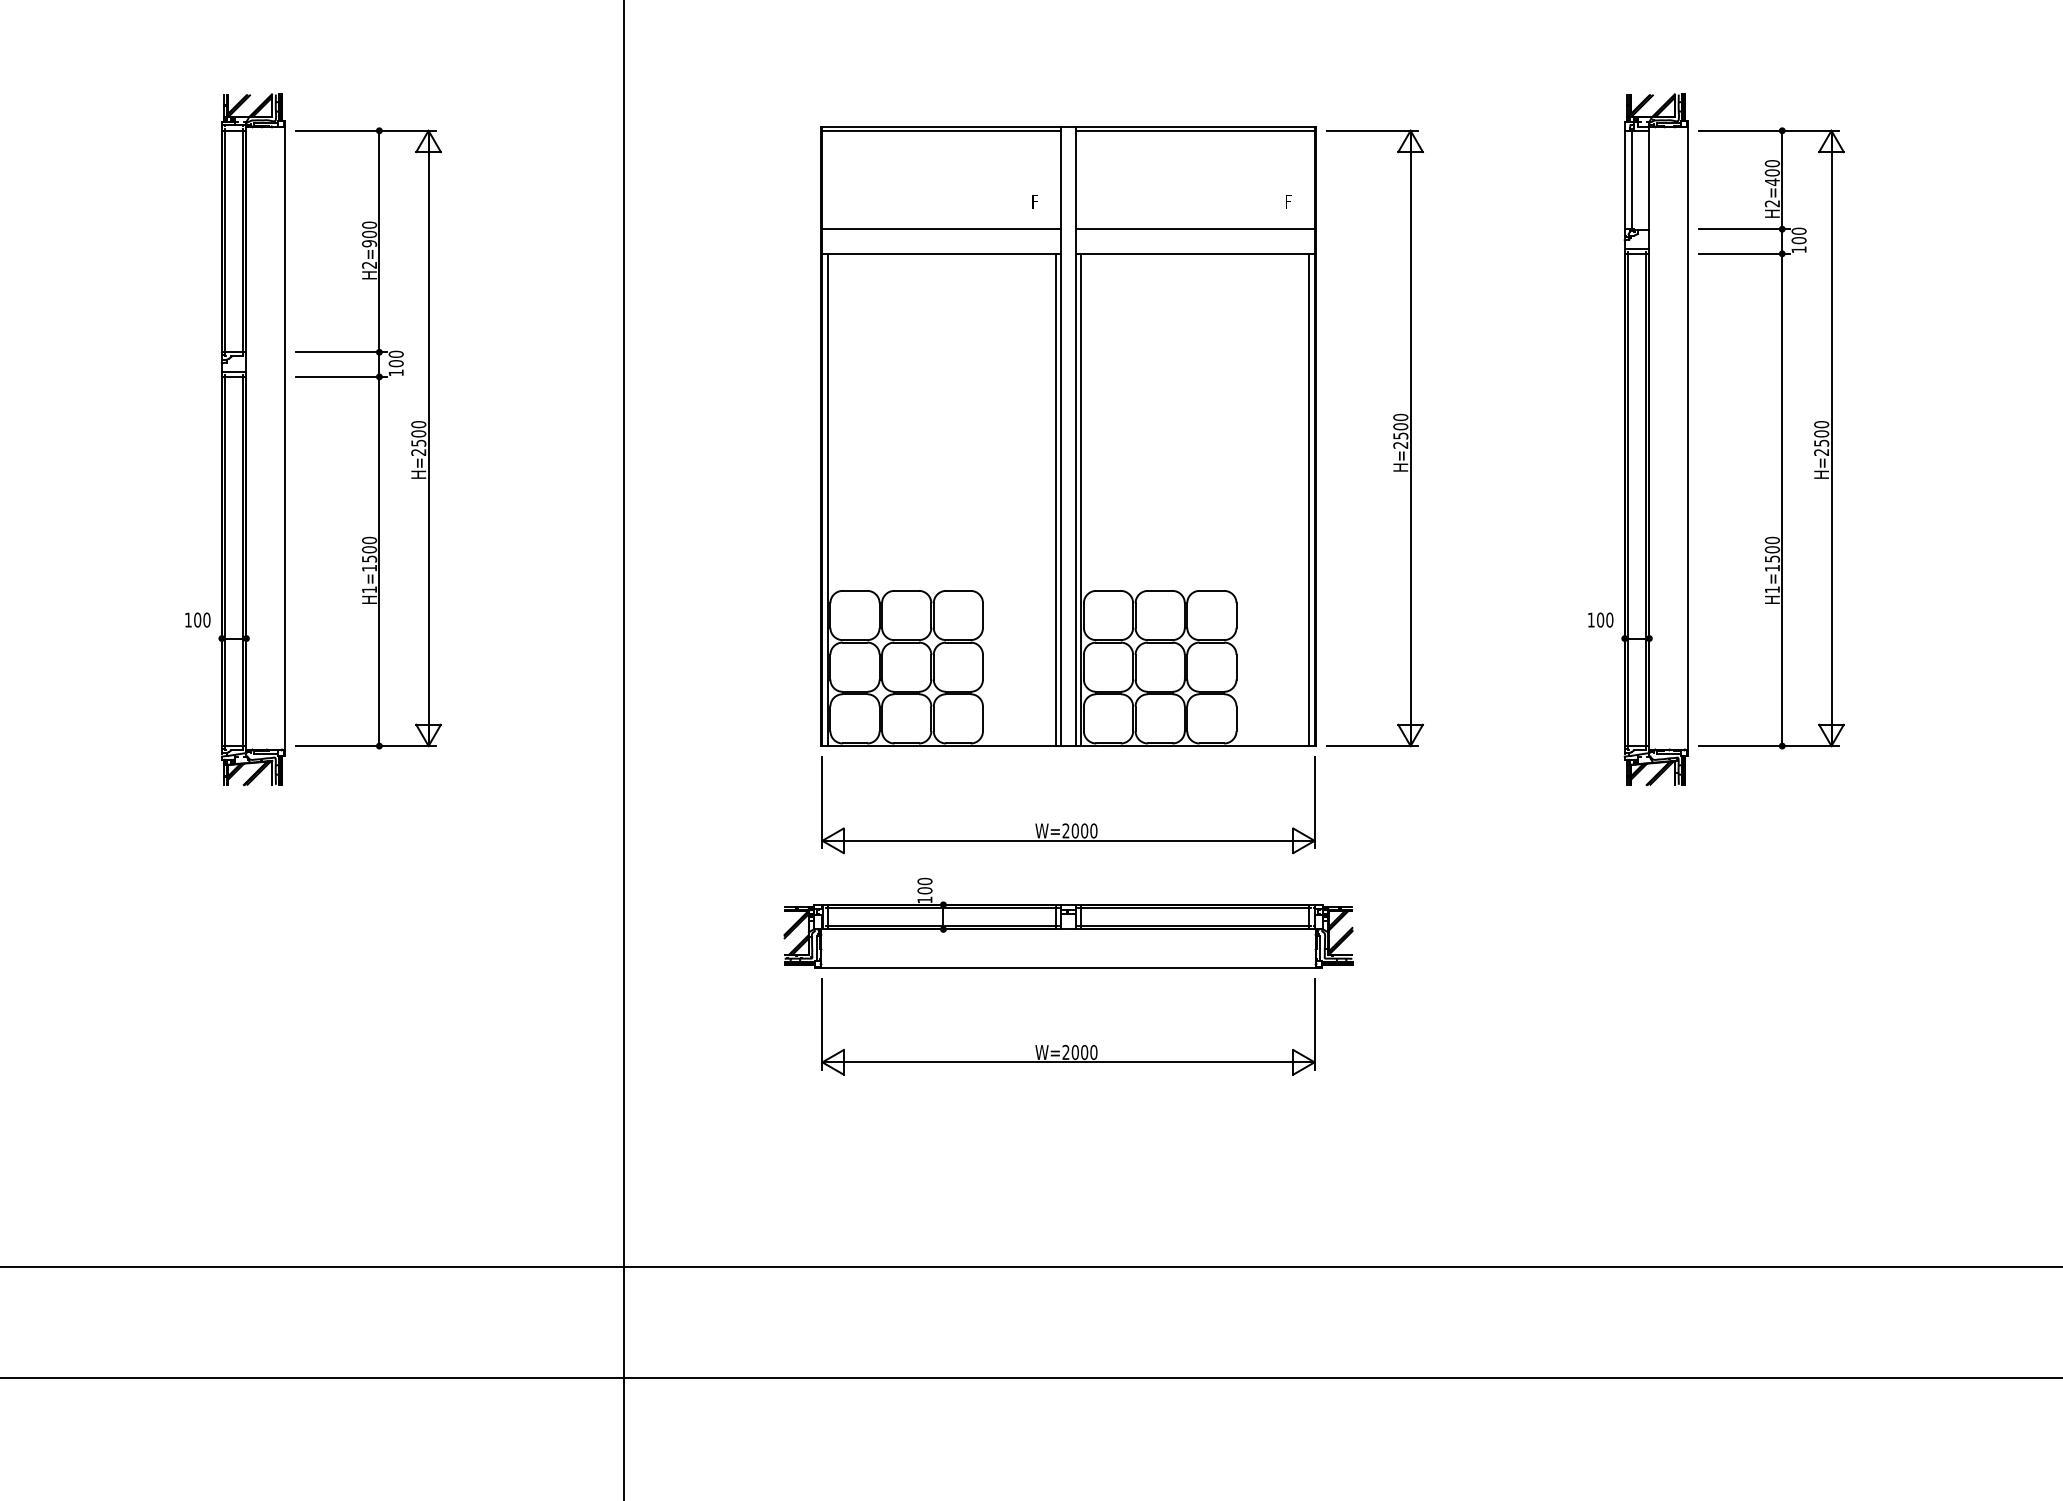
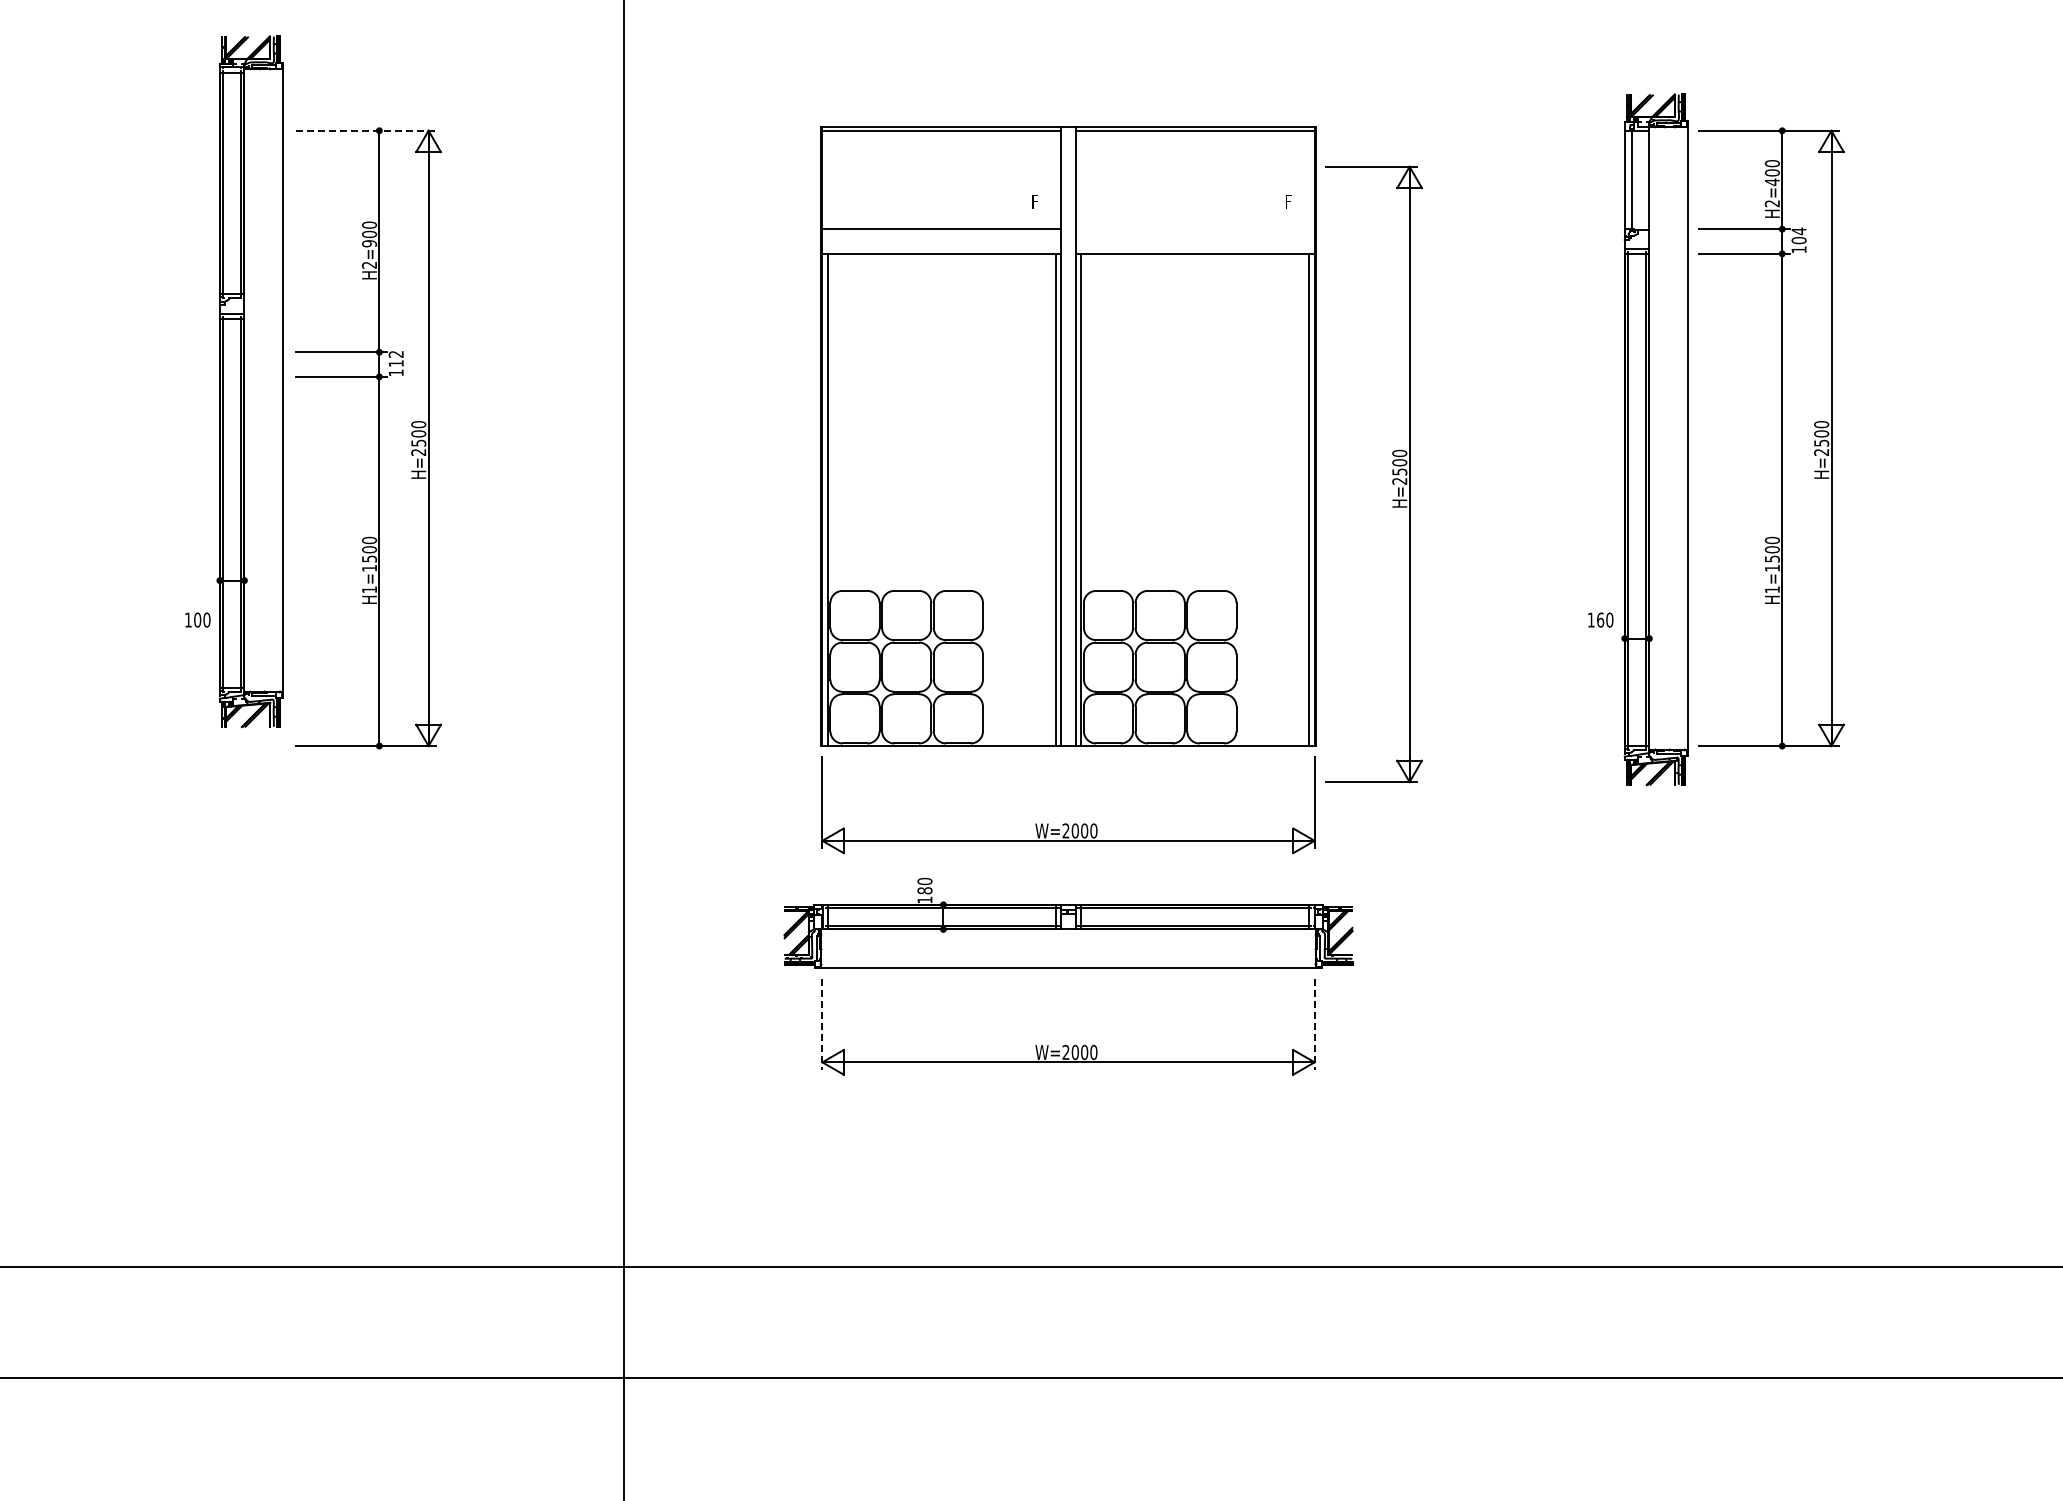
line: solid -> dashed (366, 130)
line: present -> none (1194, 229)
text: 100 -> 104 (1798, 231)
text: 100 -> 112 (395, 358)
part position: (1393, 438) -> (1392, 474) (1392, 474)
part position: (251, 439) -> (249, 381) (249, 381)
text: 100 -> 160 (1600, 619)
text: 100 -> 180 (924, 890)
line: solid -> dashed (822, 1024)
line: solid -> dashed (1314, 1024)
